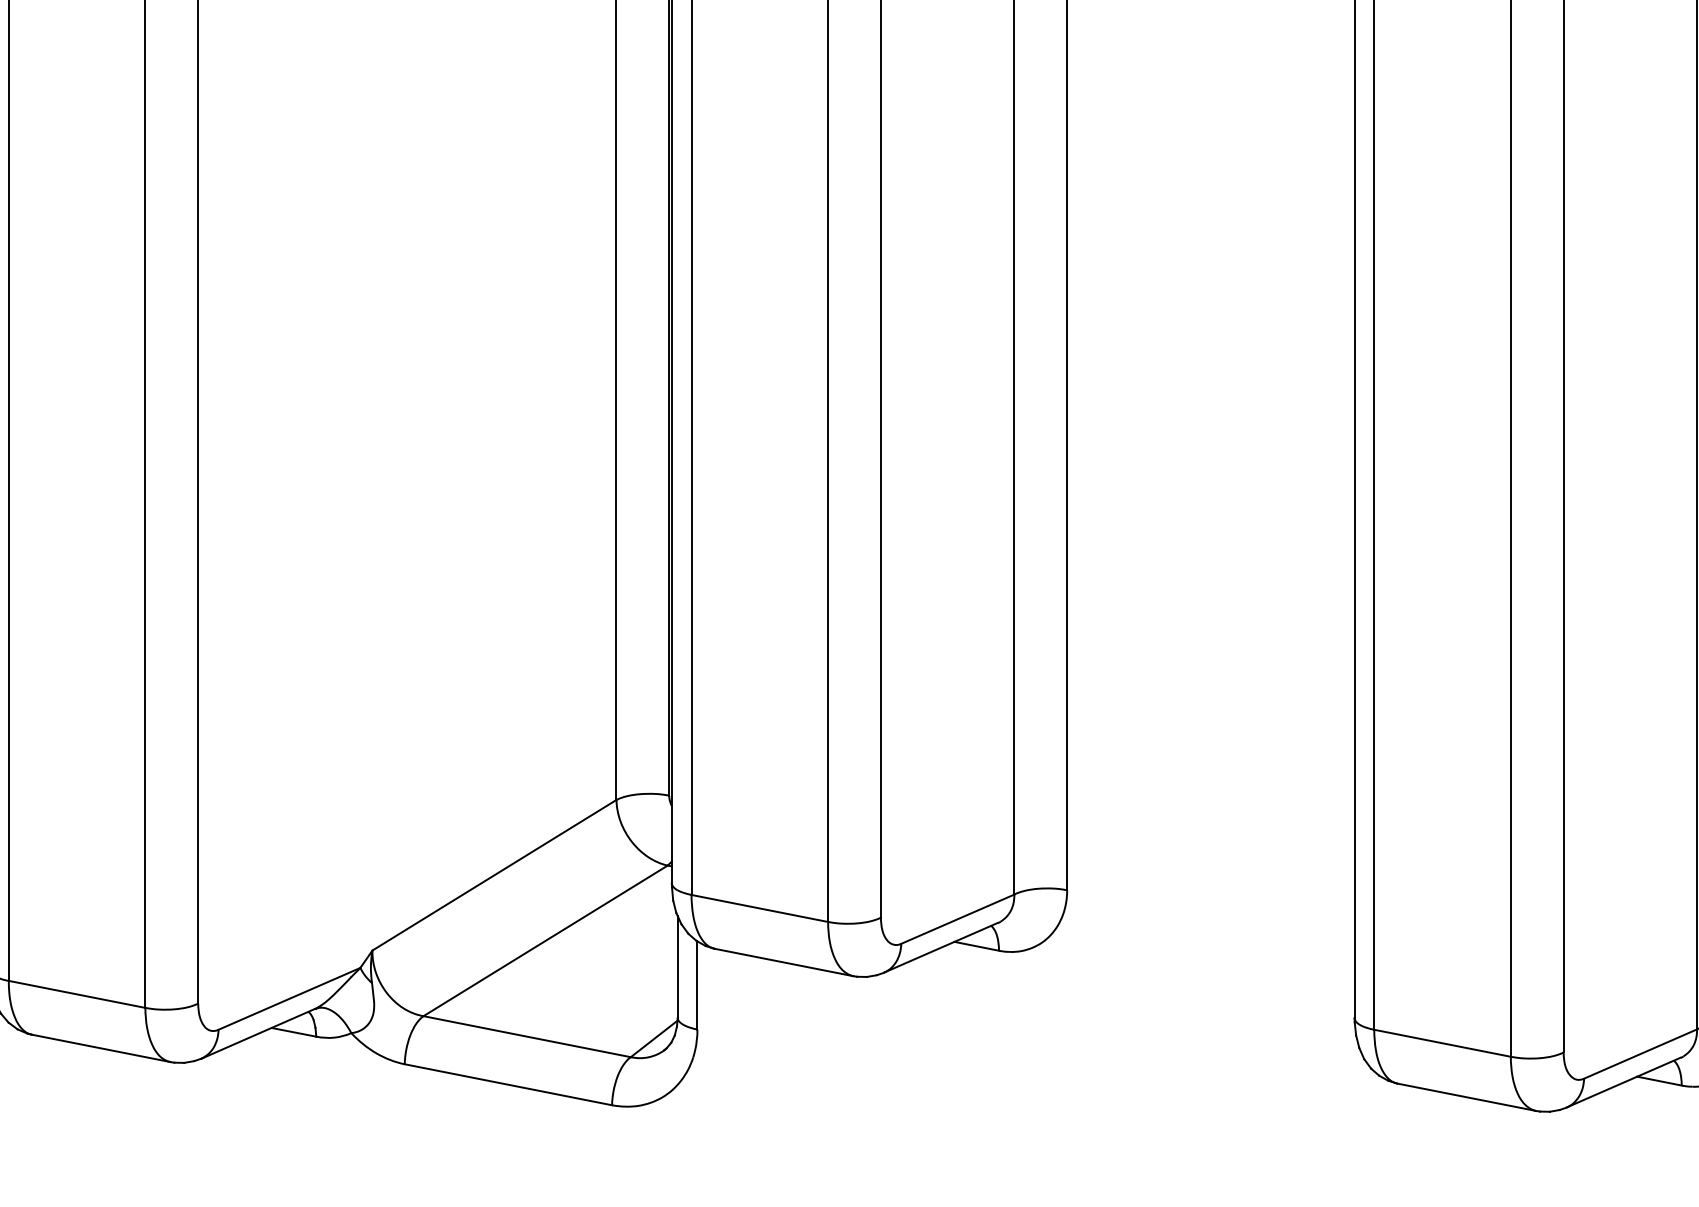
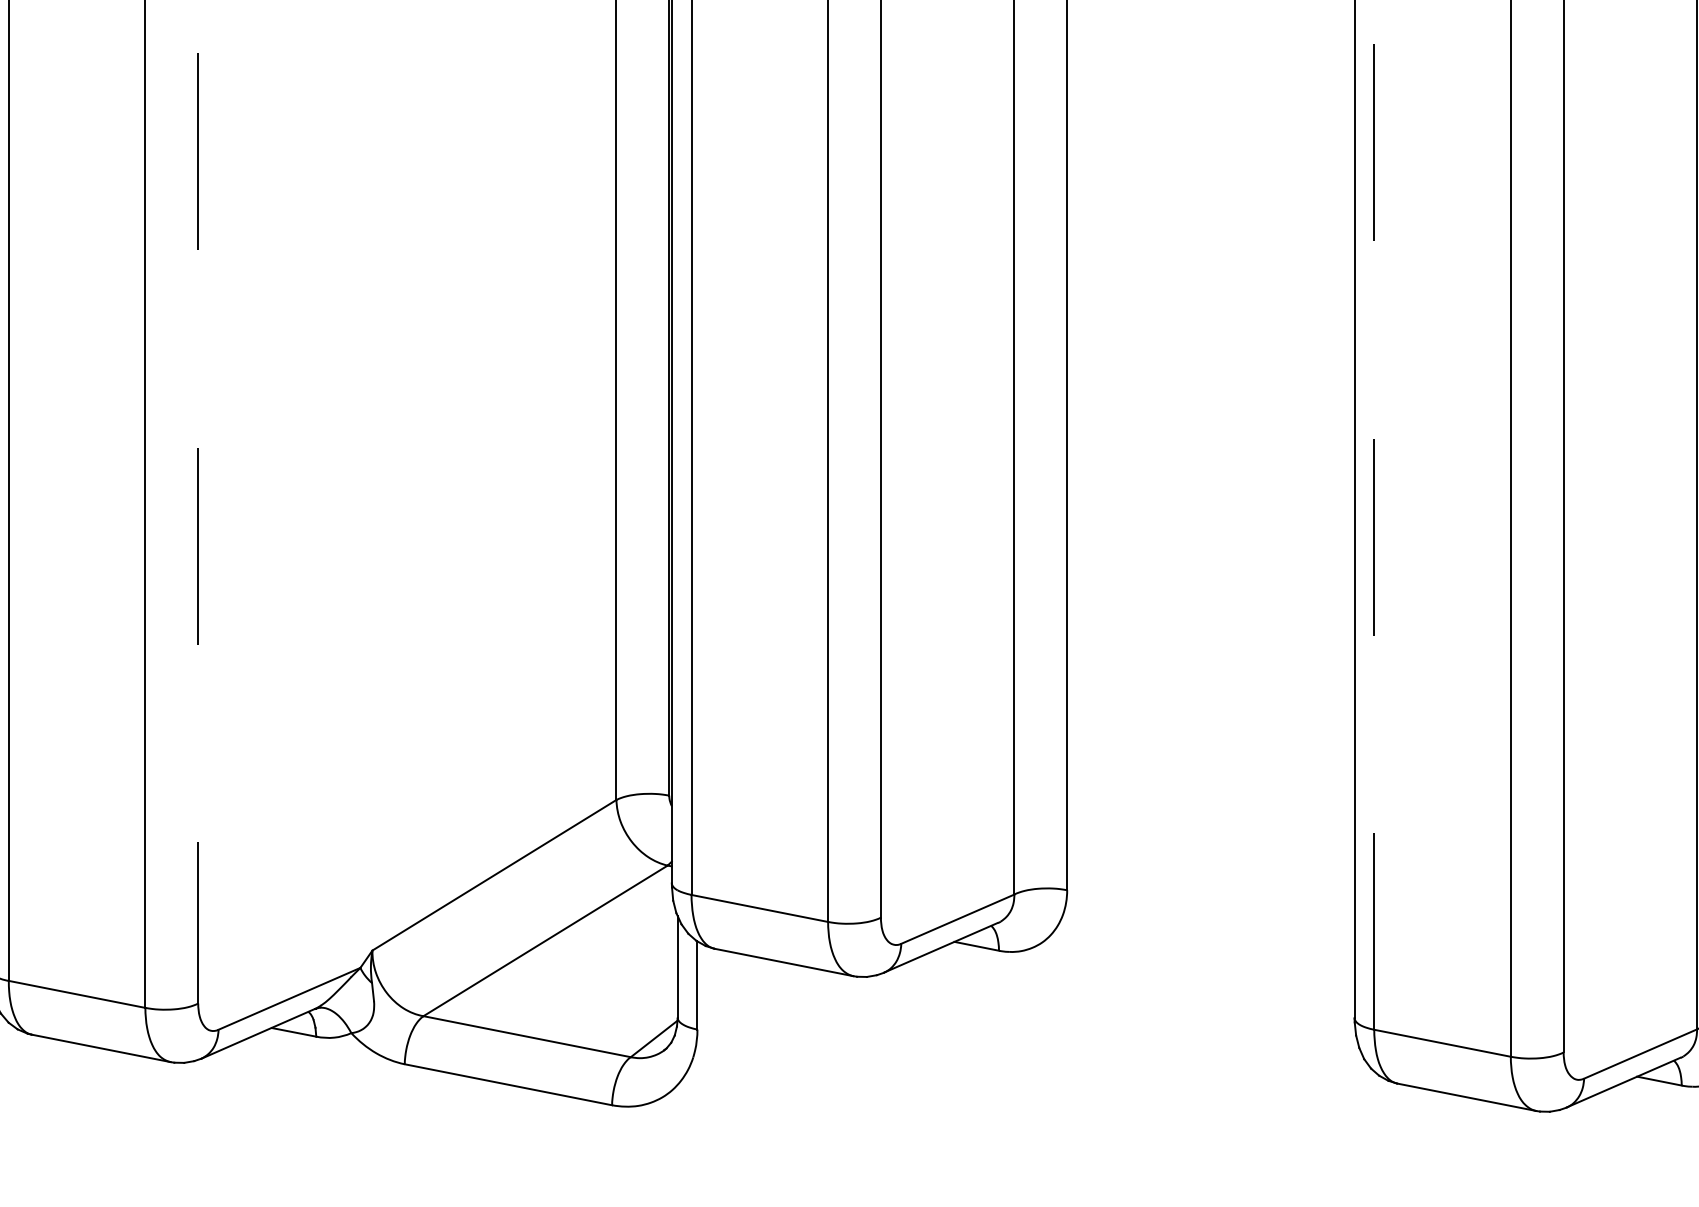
line: solid -> dashed (198, 502)
line: solid -> dashed (1374, 514)
